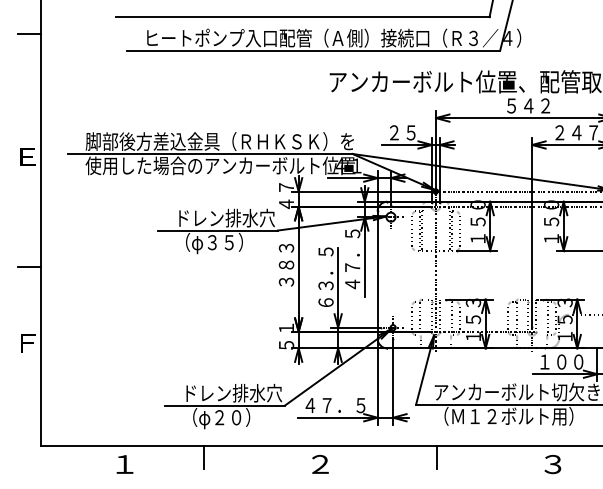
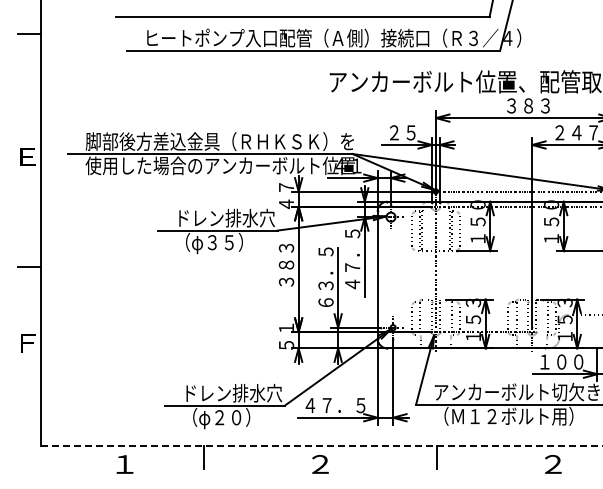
text: ５４２ -> ３８３ (528, 105)
line: solid -> dashed (322, 445)
text: ３ -> ２ (552, 464)
